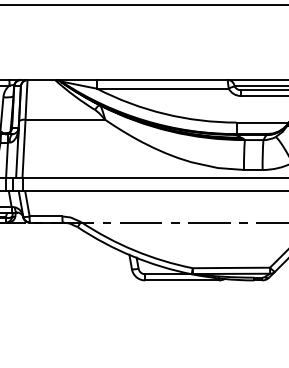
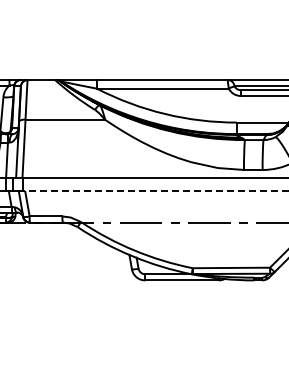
line: present -> none (143, 5)
line: solid -> dashed (155, 190)
